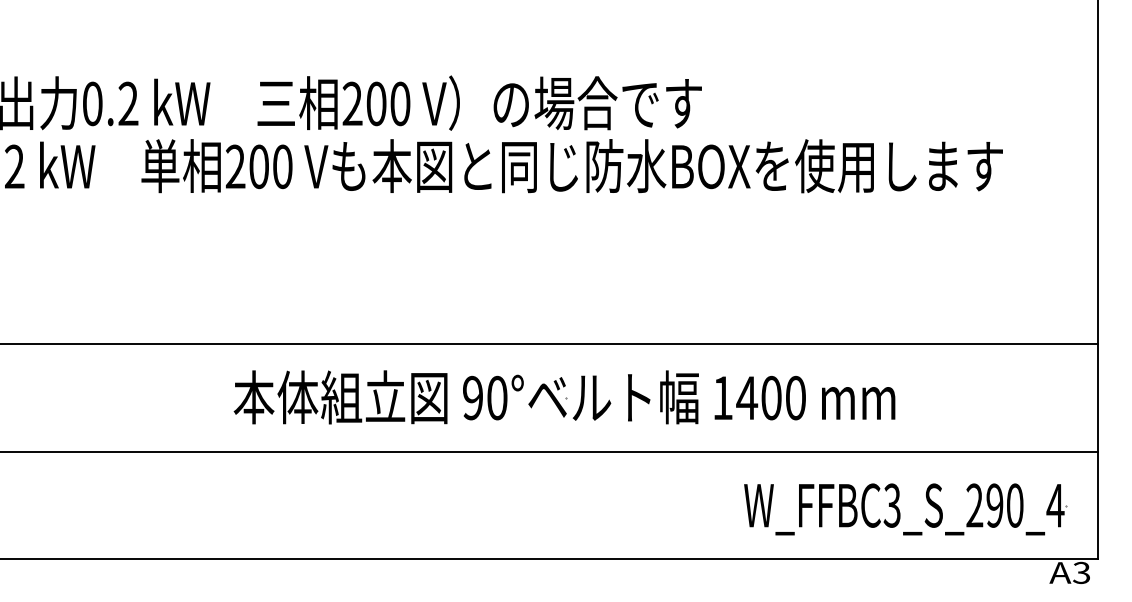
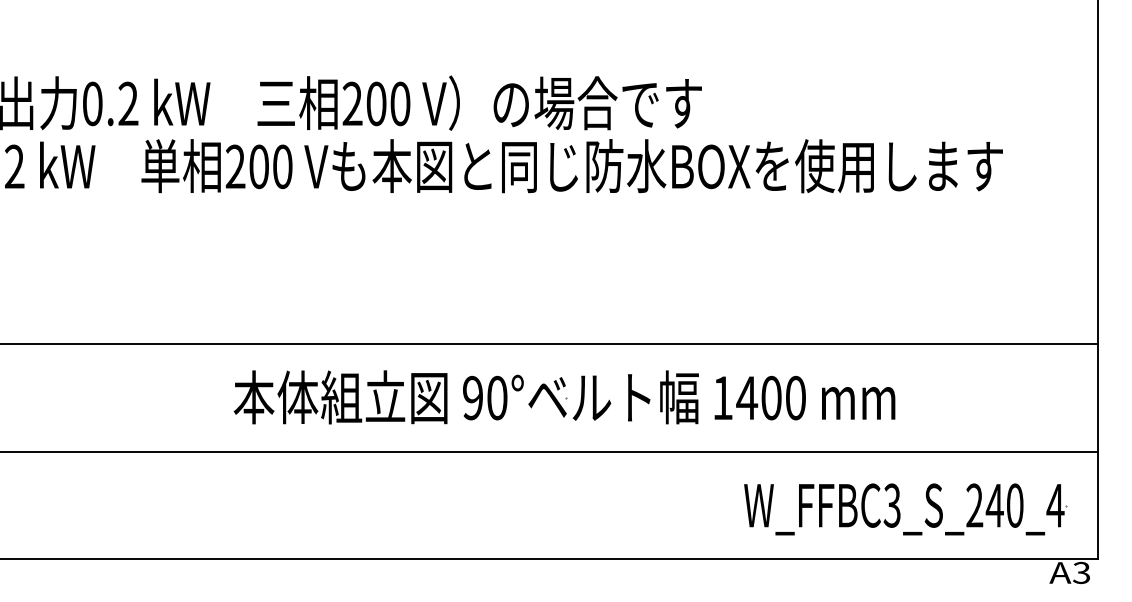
text: W_FFBC3_S_290_4 -> W_FFBC3_S_240_4 (994, 505)
